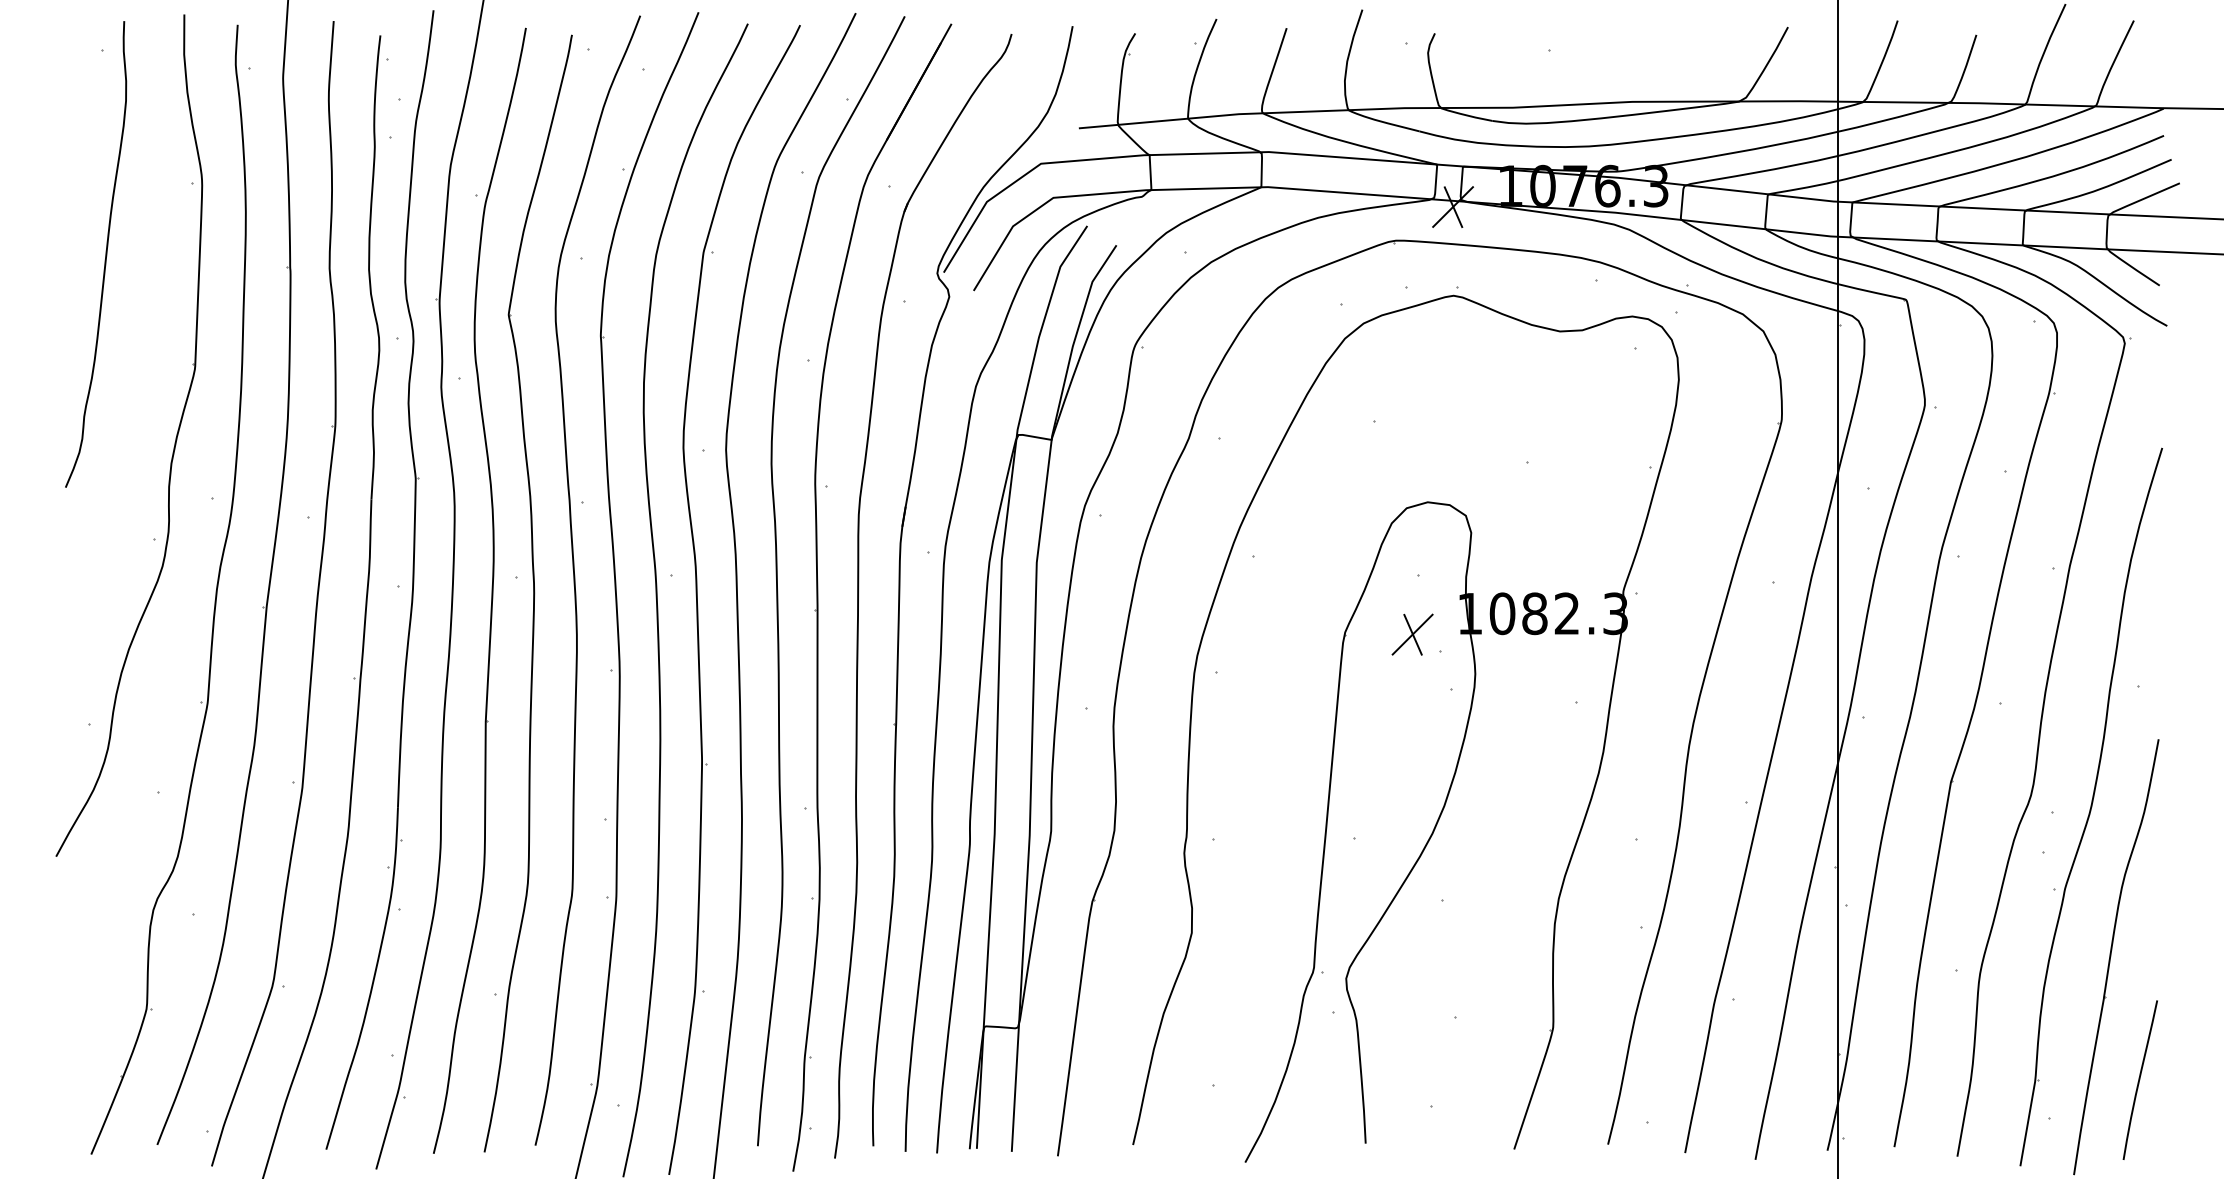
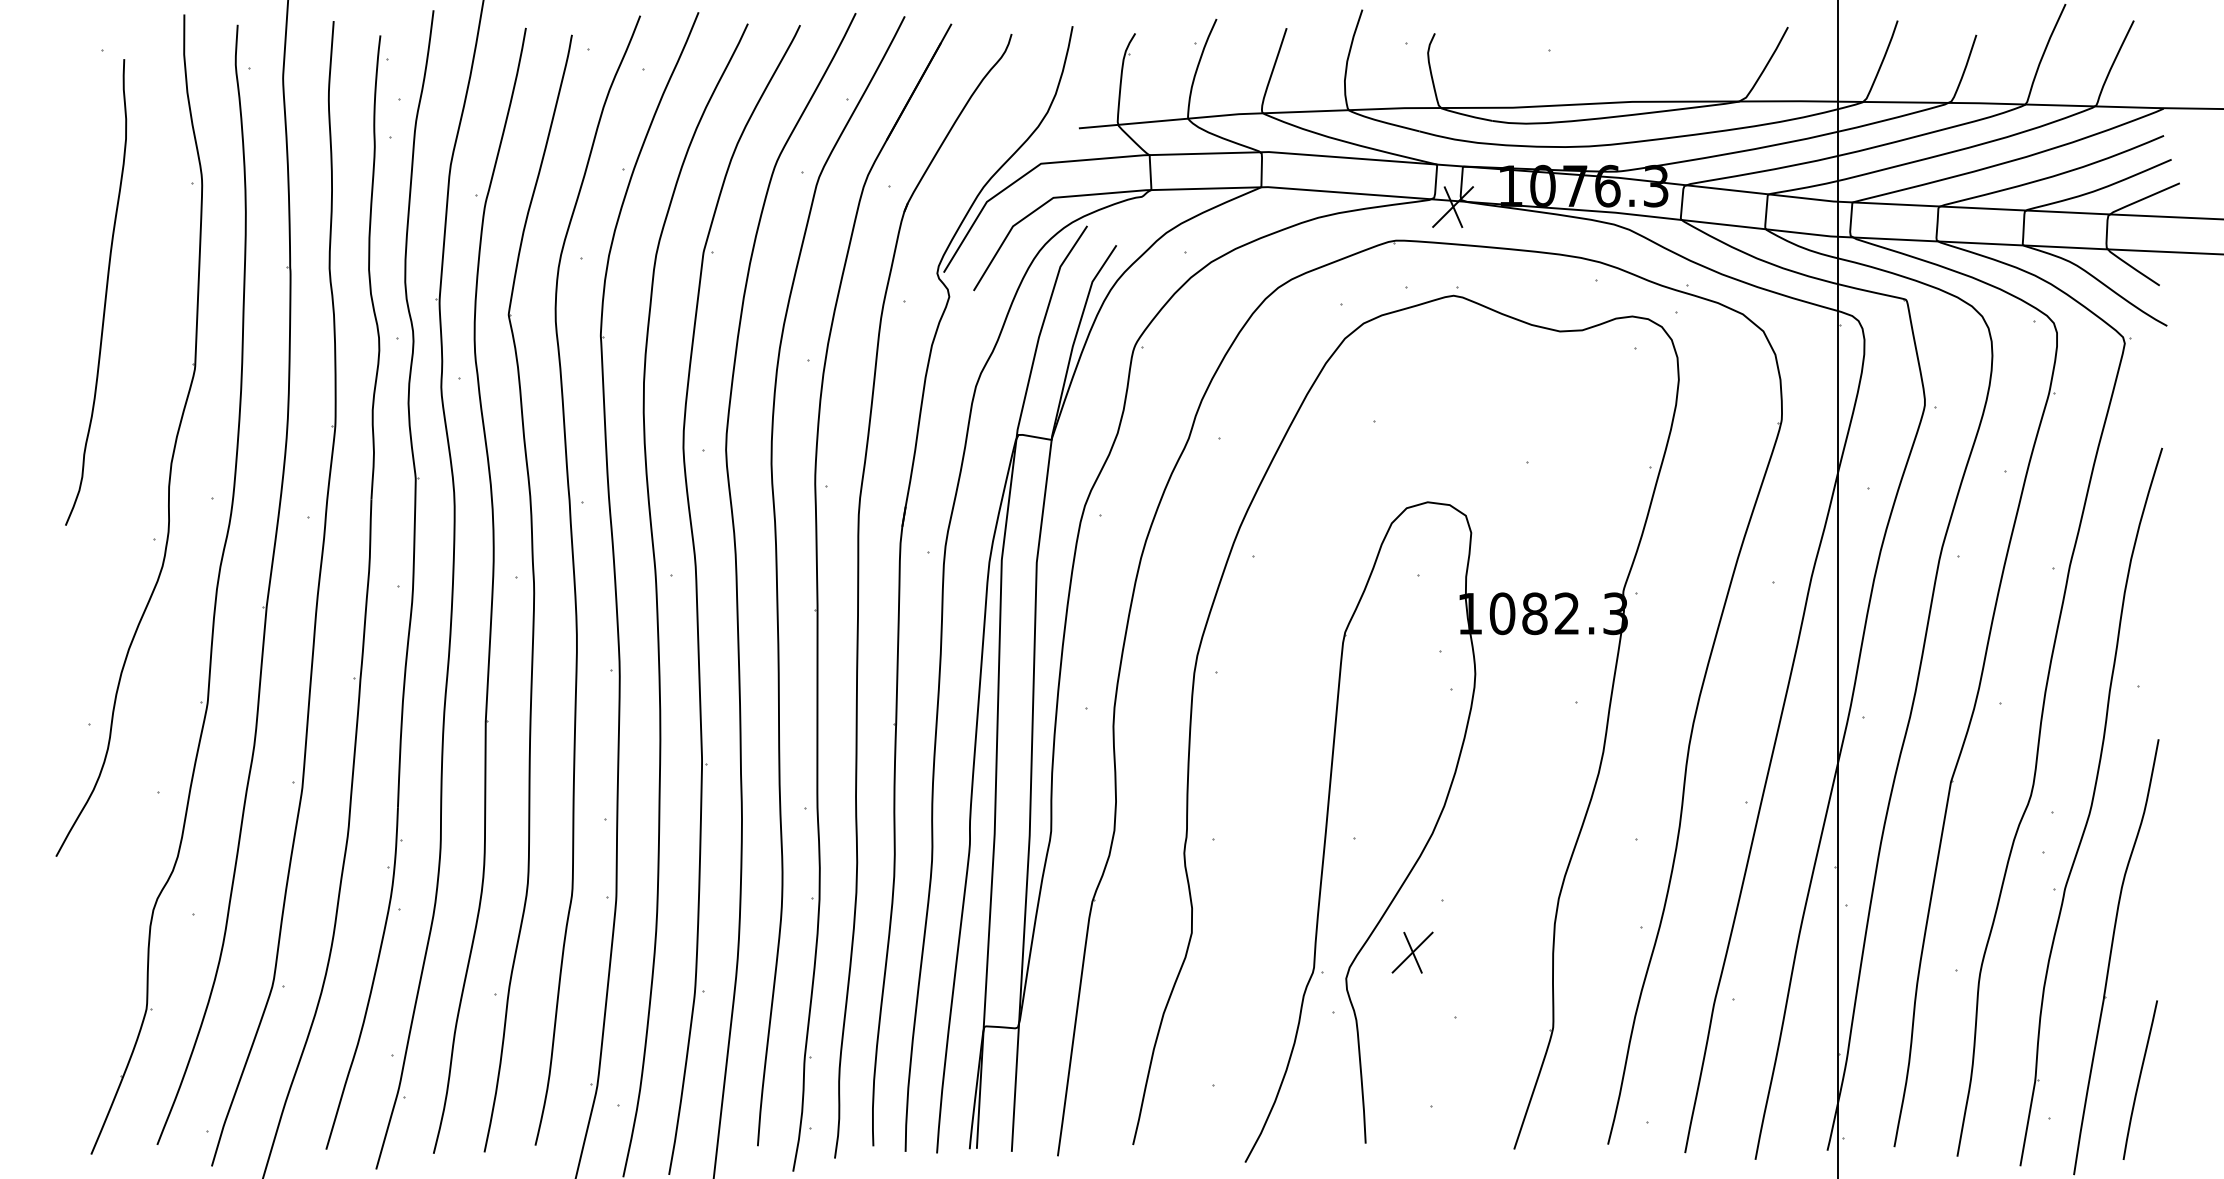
curve position: (105, 254) -> (105, 292) (105, 292)
part position: (1412, 634) -> (1412, 952) (1412, 952)
